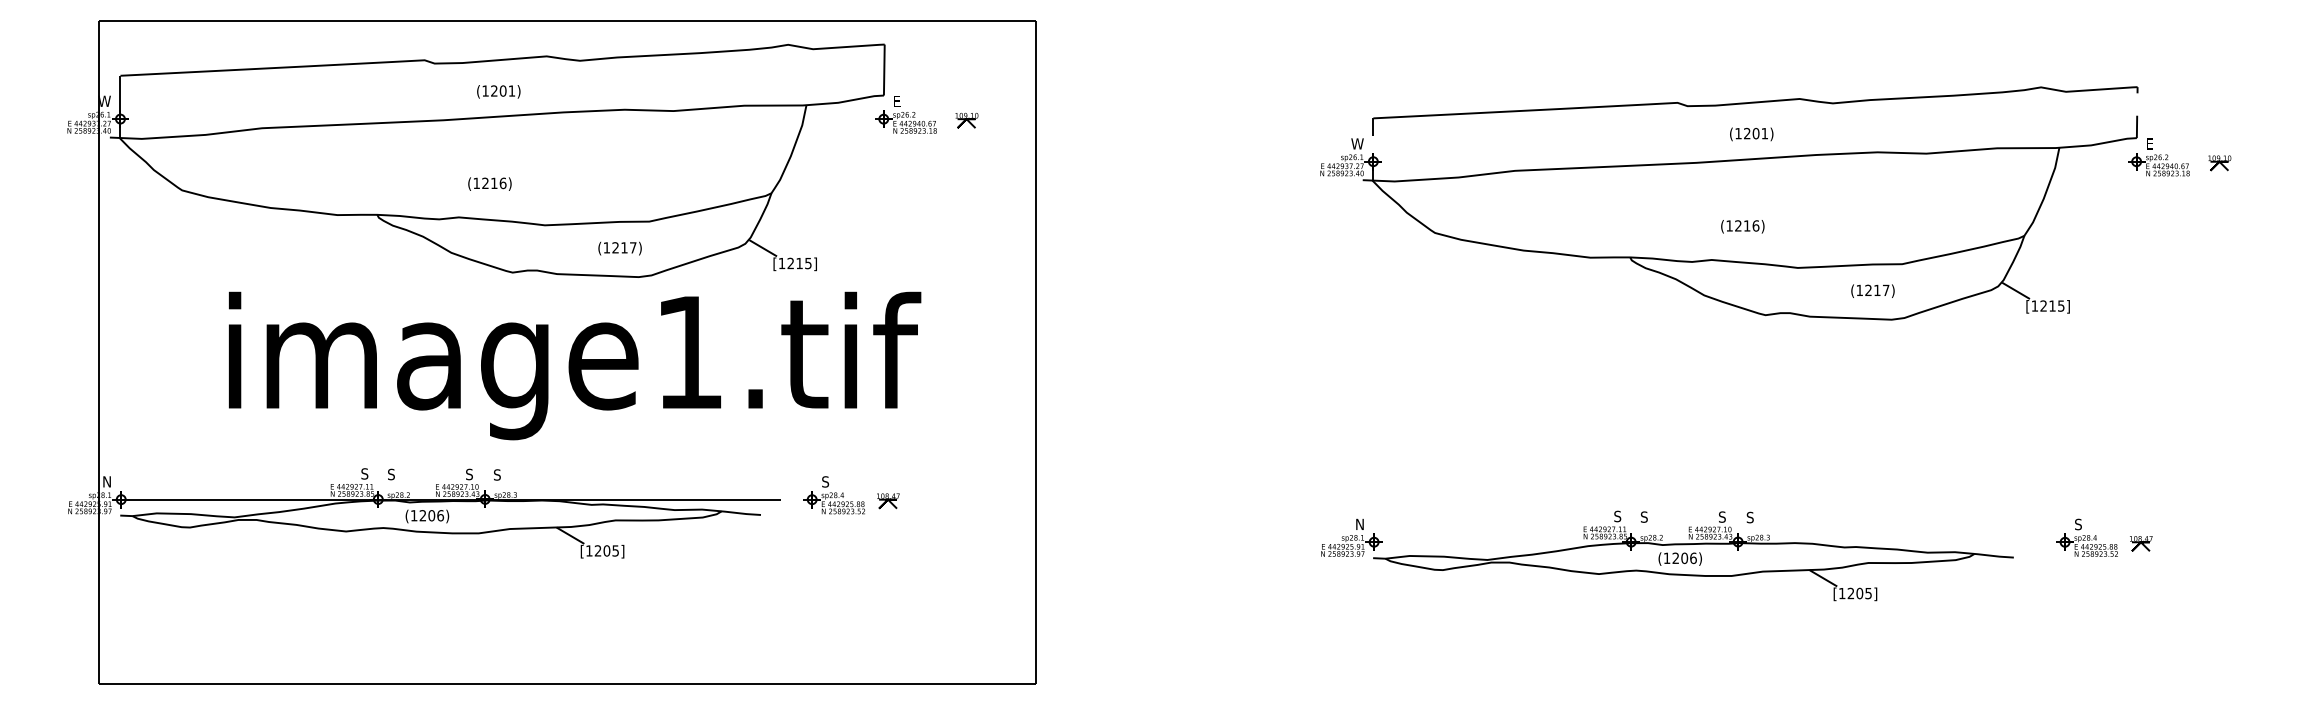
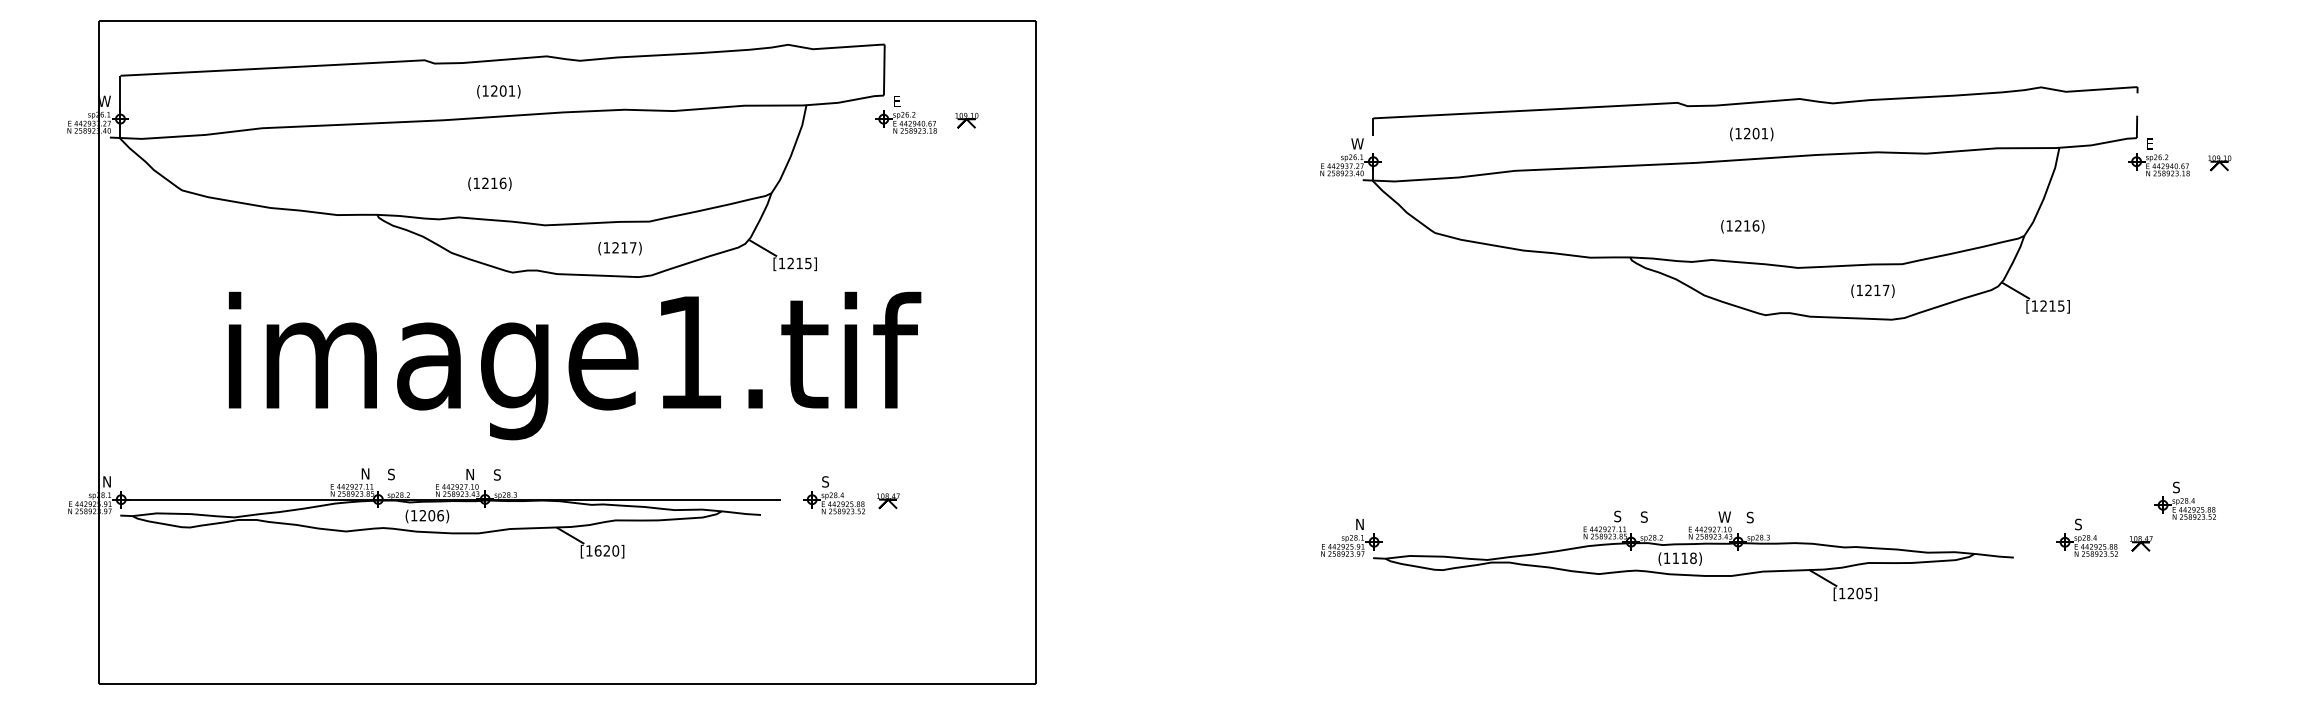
text: S -> N (365, 473)
text: S -> N (469, 474)
part: none -> present (2184, 500)
text: S -> W (1724, 516)
text: [1205] -> [1620] (606, 550)
text: (1206) -> (1118) (1684, 558)
